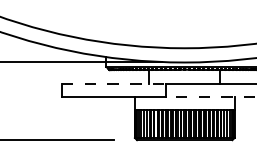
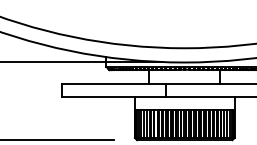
line: dashed -> solid (113, 83)
line: dashed -> solid (210, 97)
